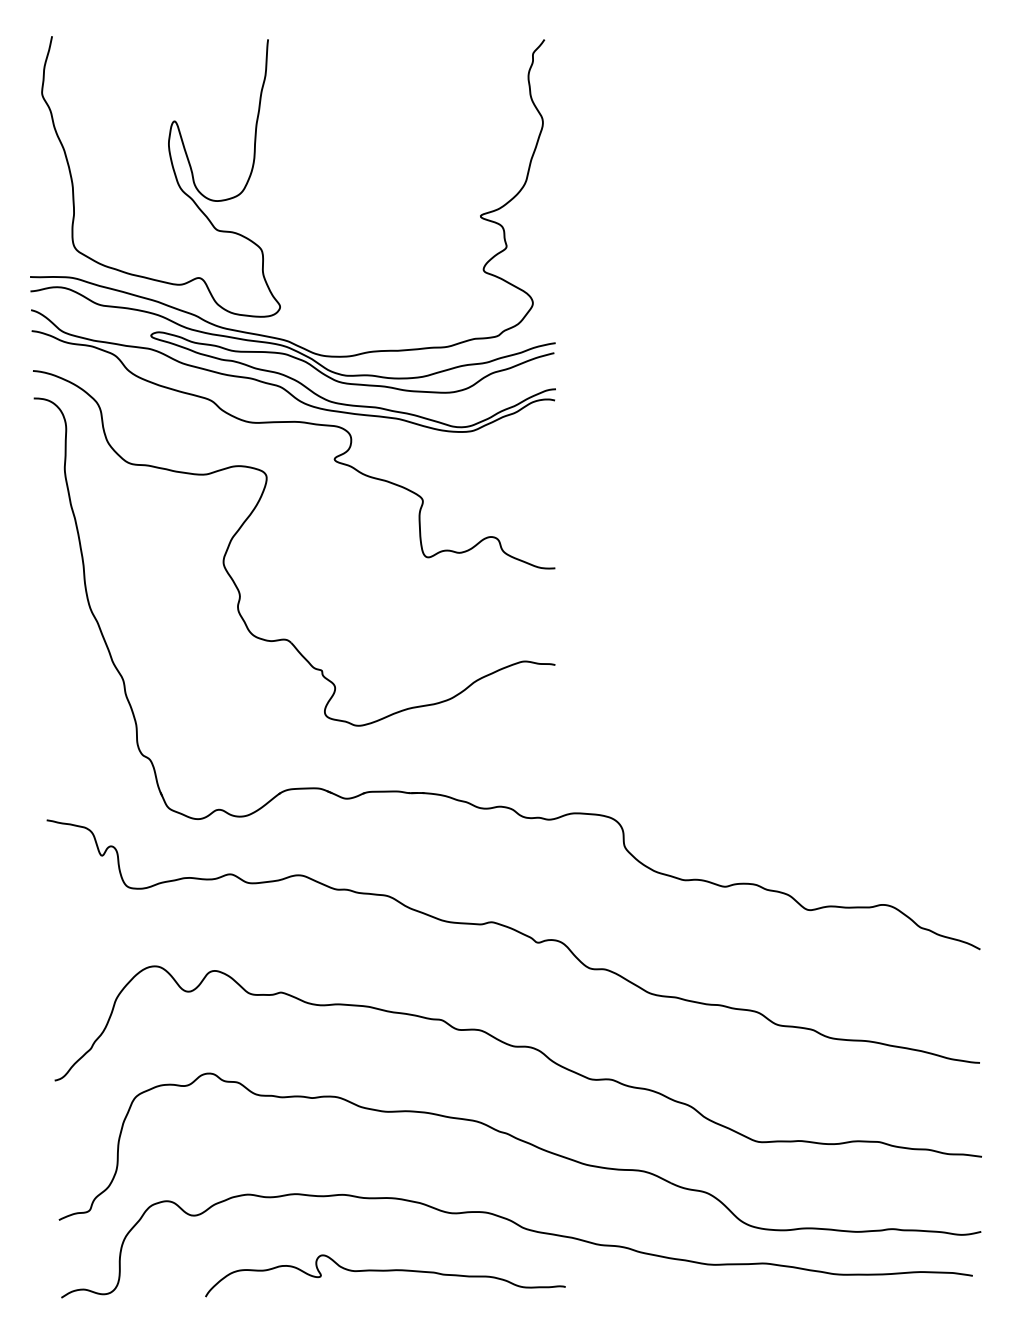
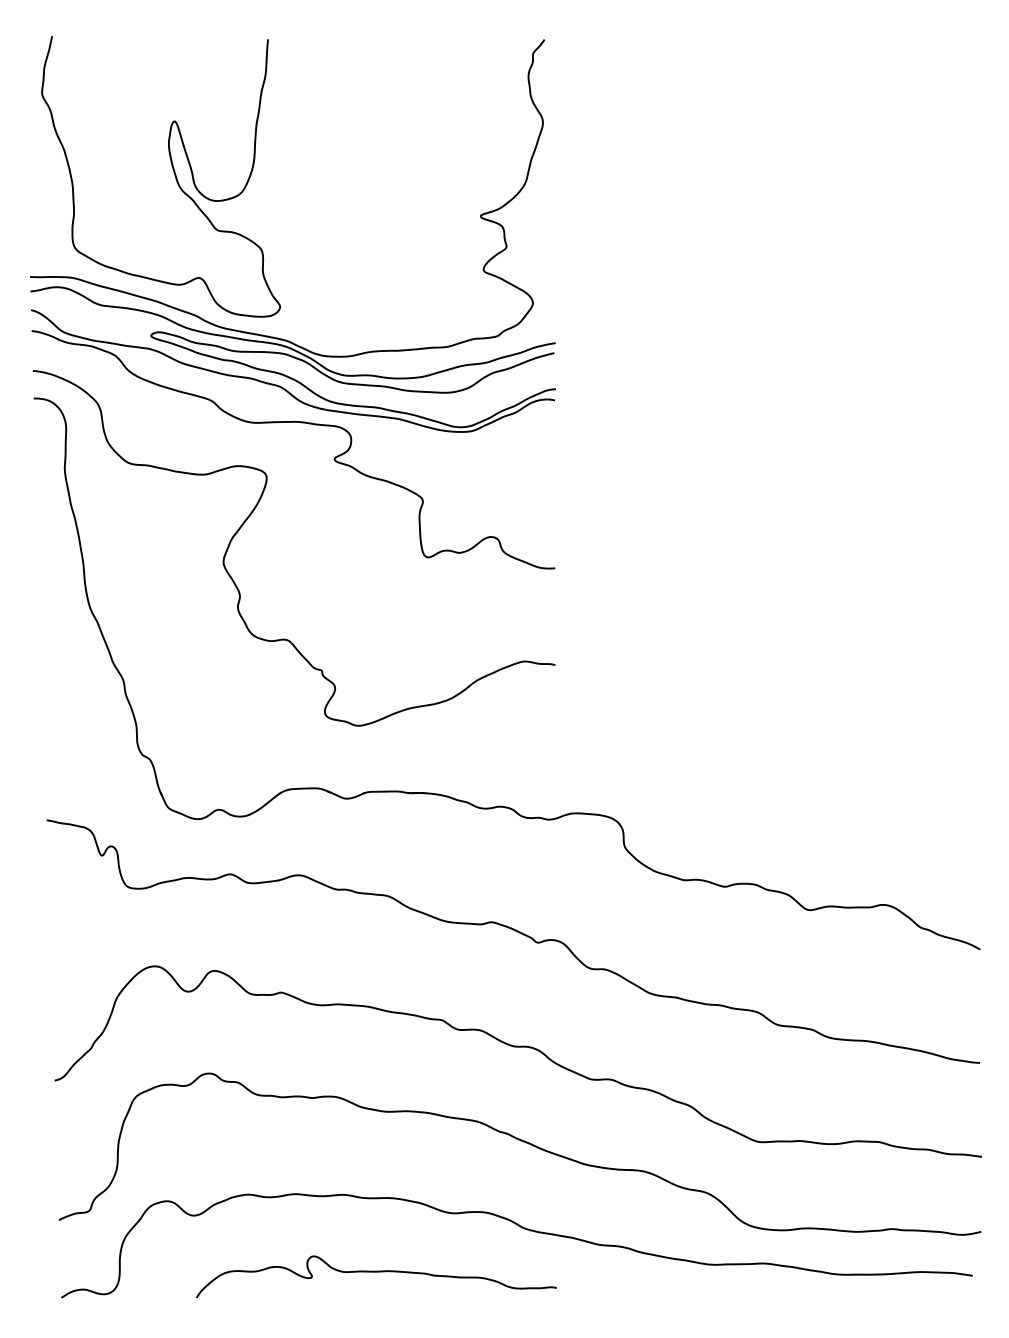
curve position: (385, 1271) -> (376, 1272) (376, 1272)
